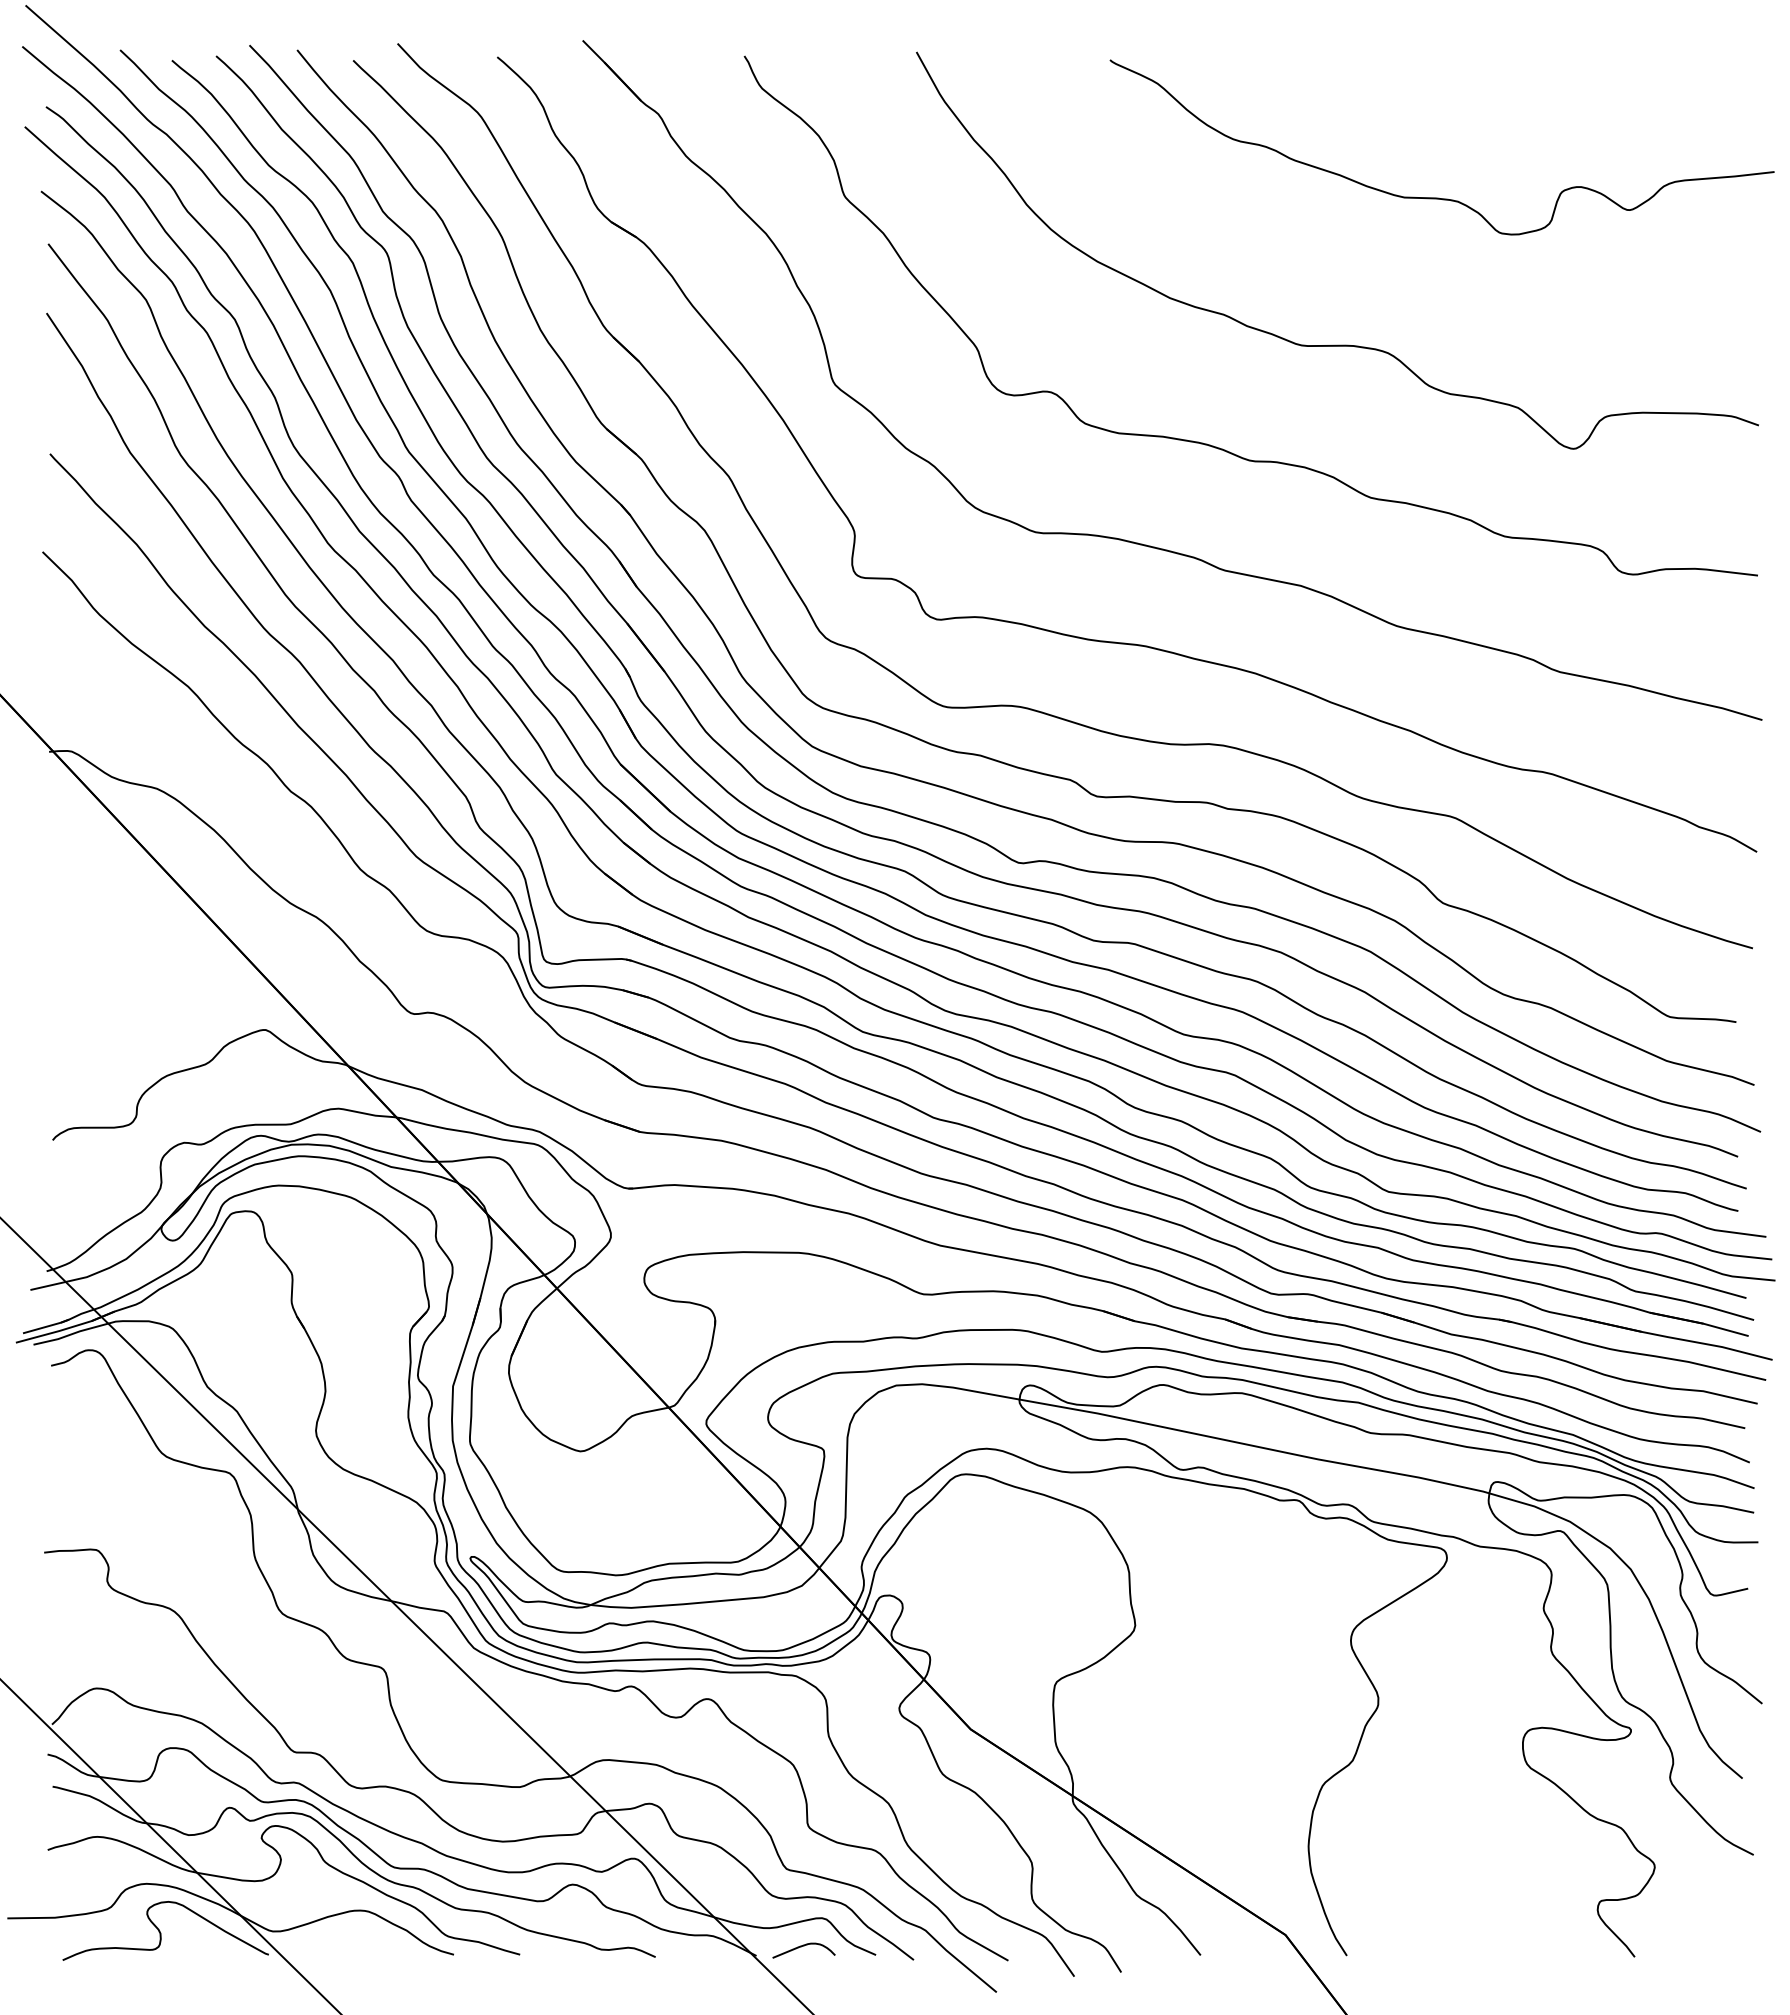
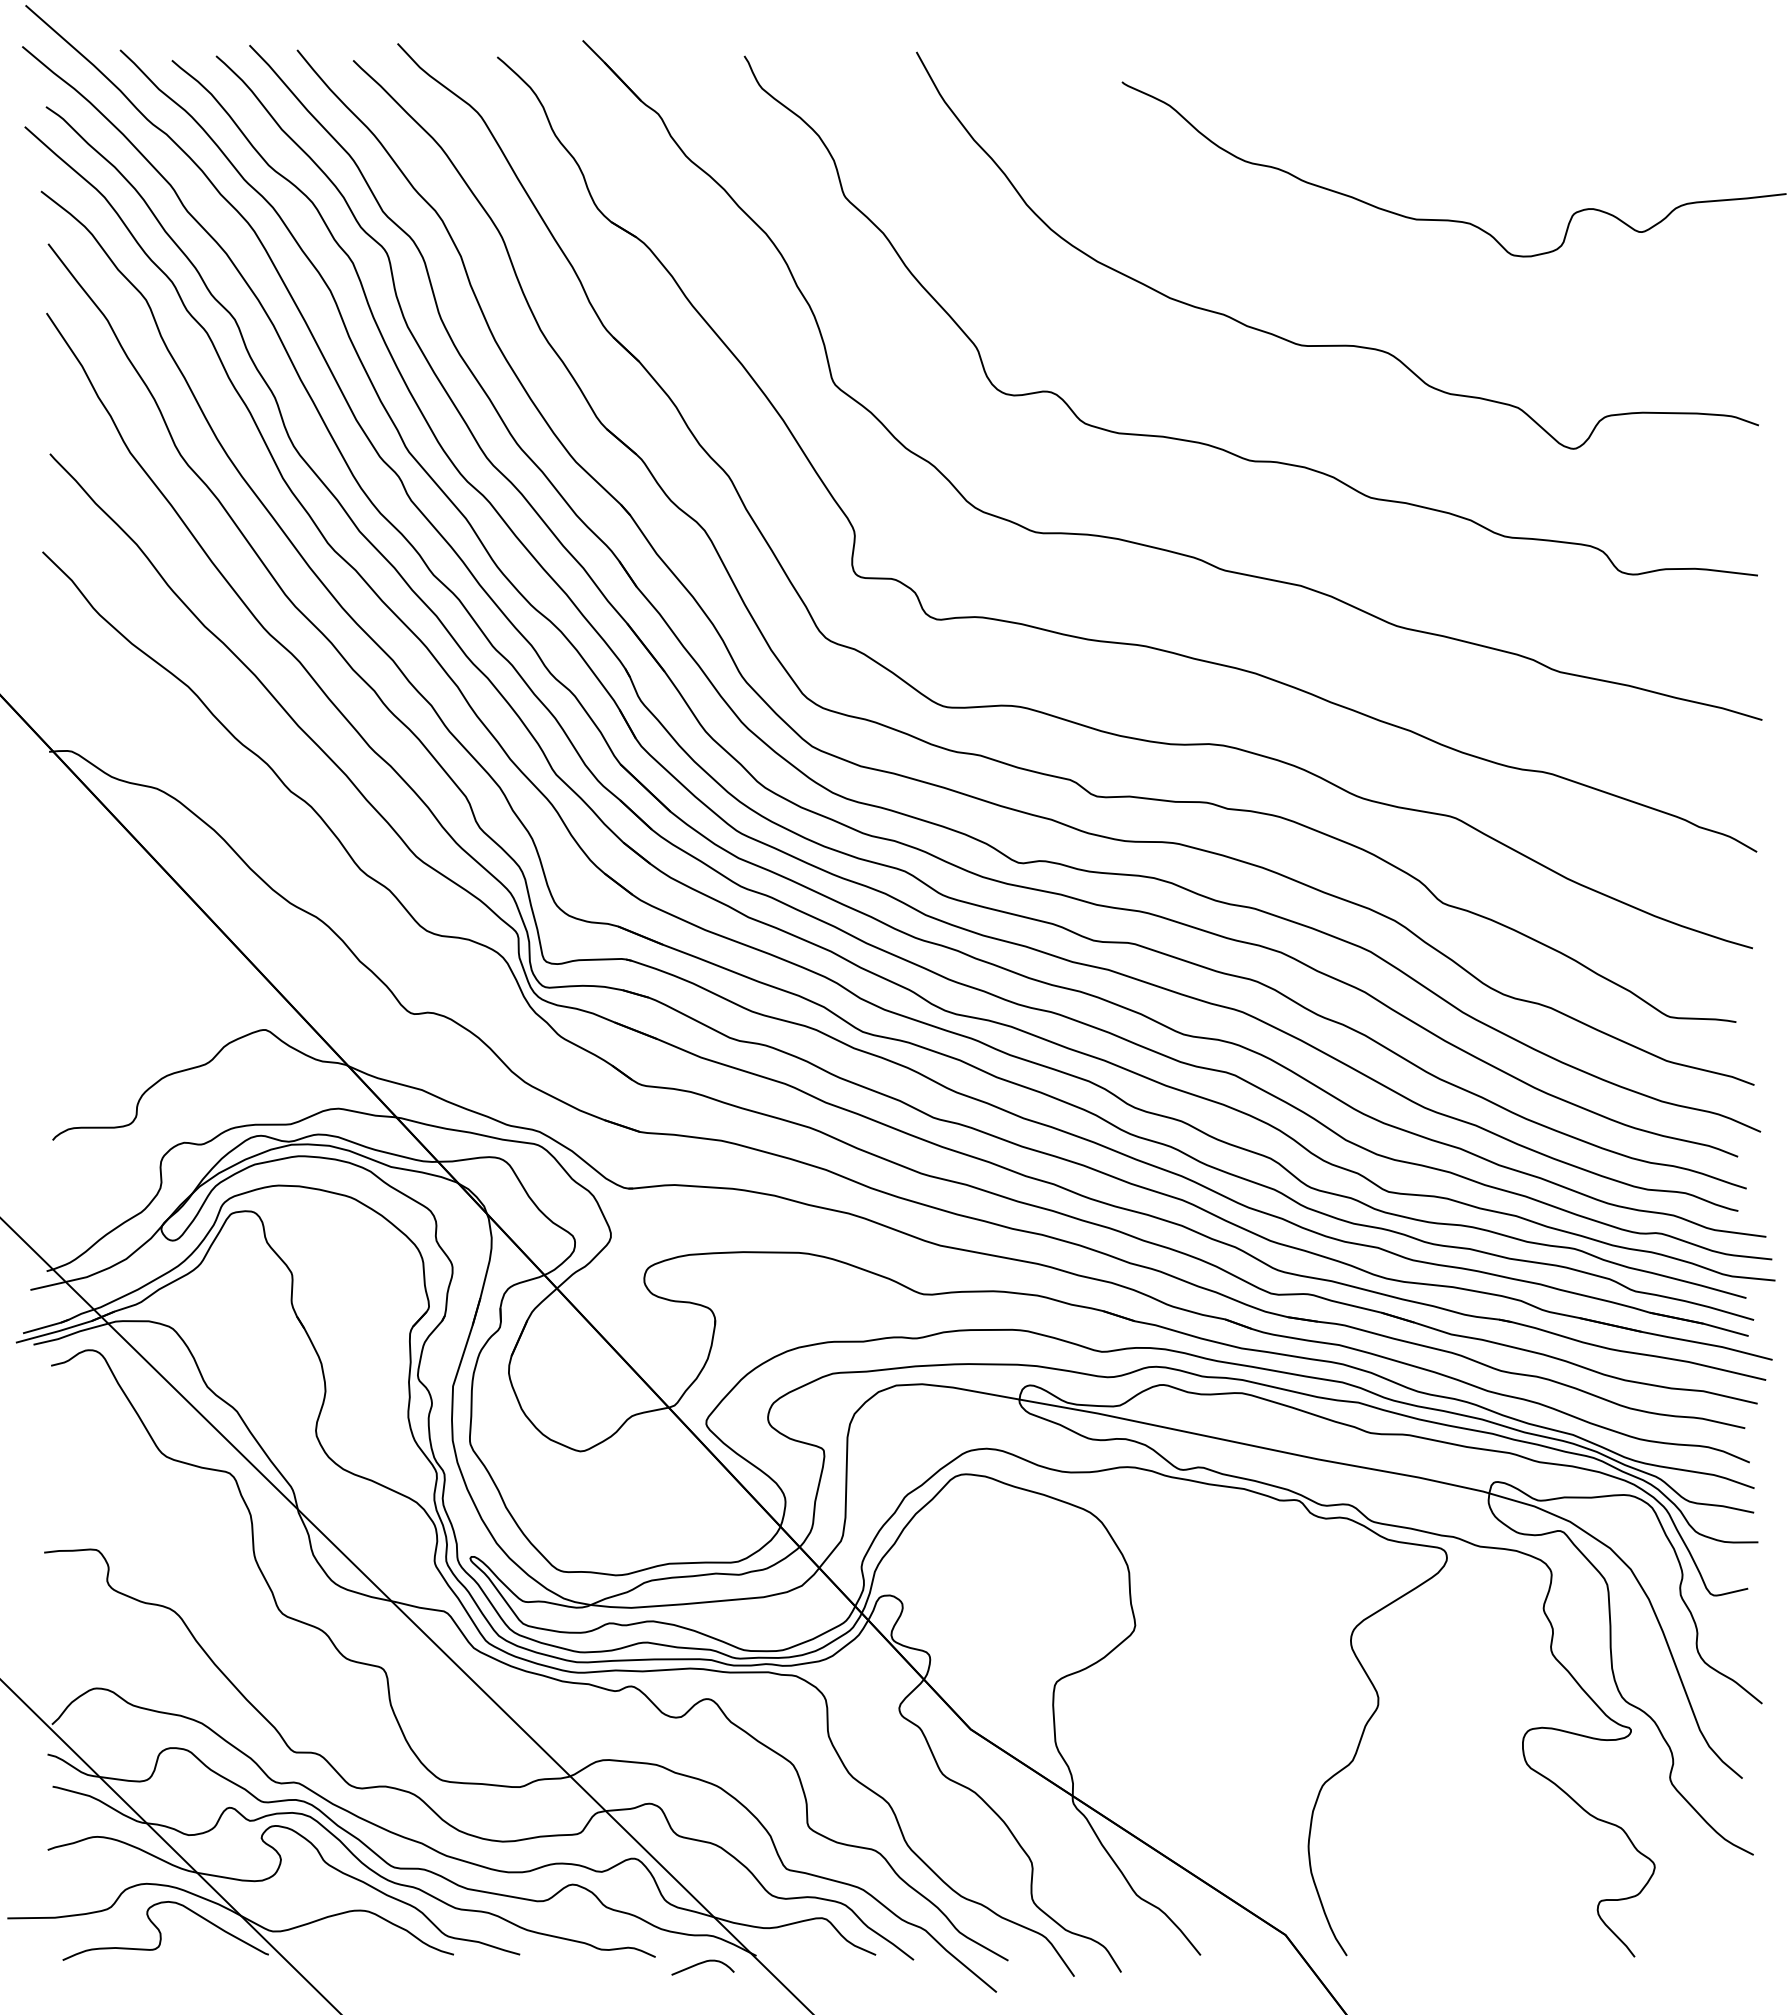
curve position: (1439, 197) -> (1451, 219) (1451, 219)
curve position: (801, 1947) -> (700, 1964) (700, 1964)
